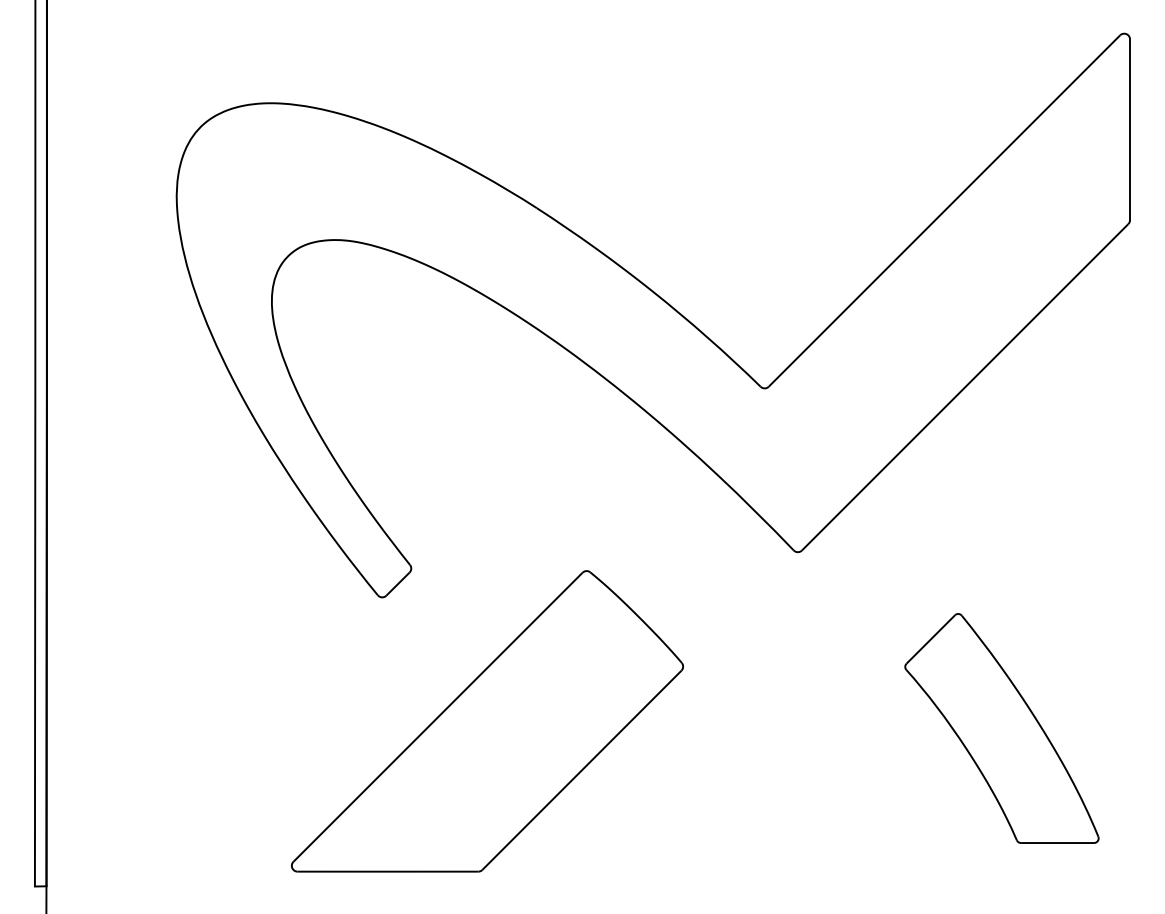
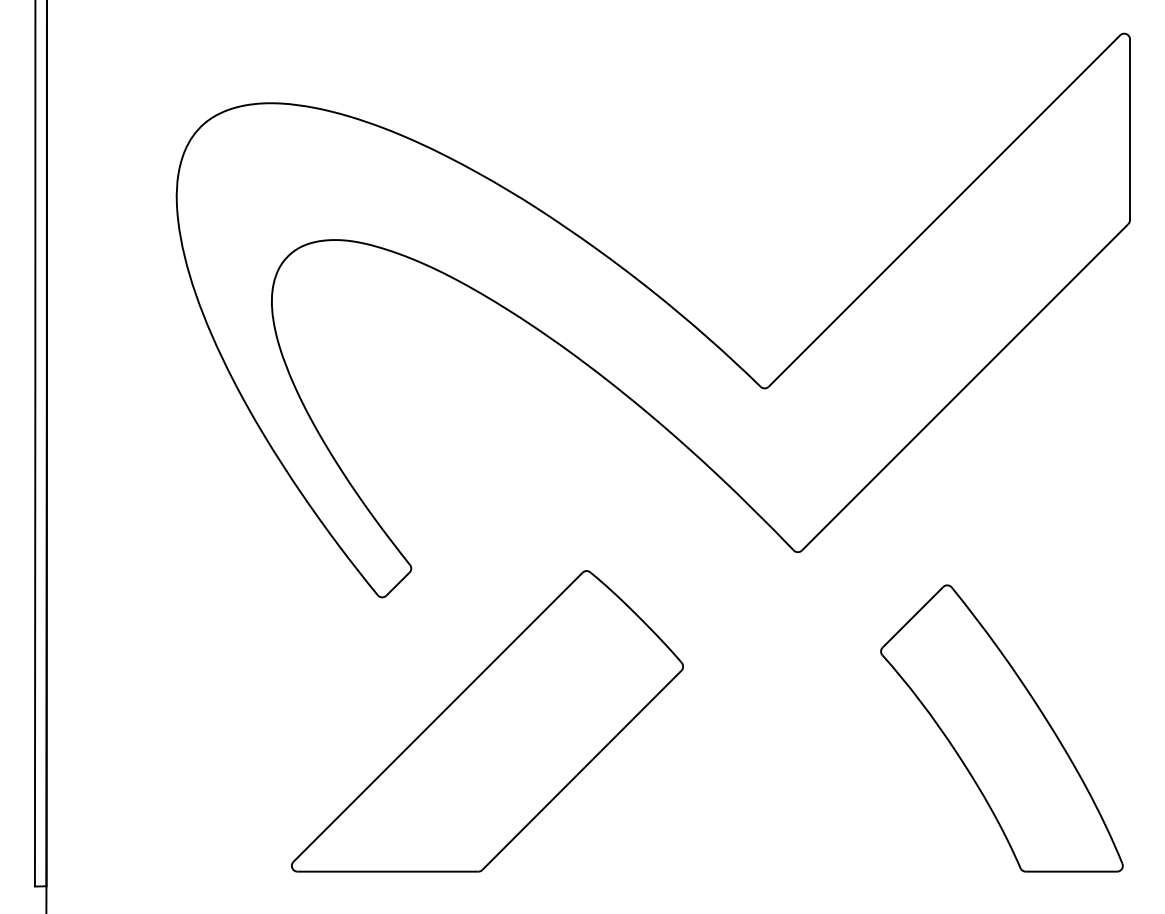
part size: 196x231 px -> 244x289 px (1001, 728)
